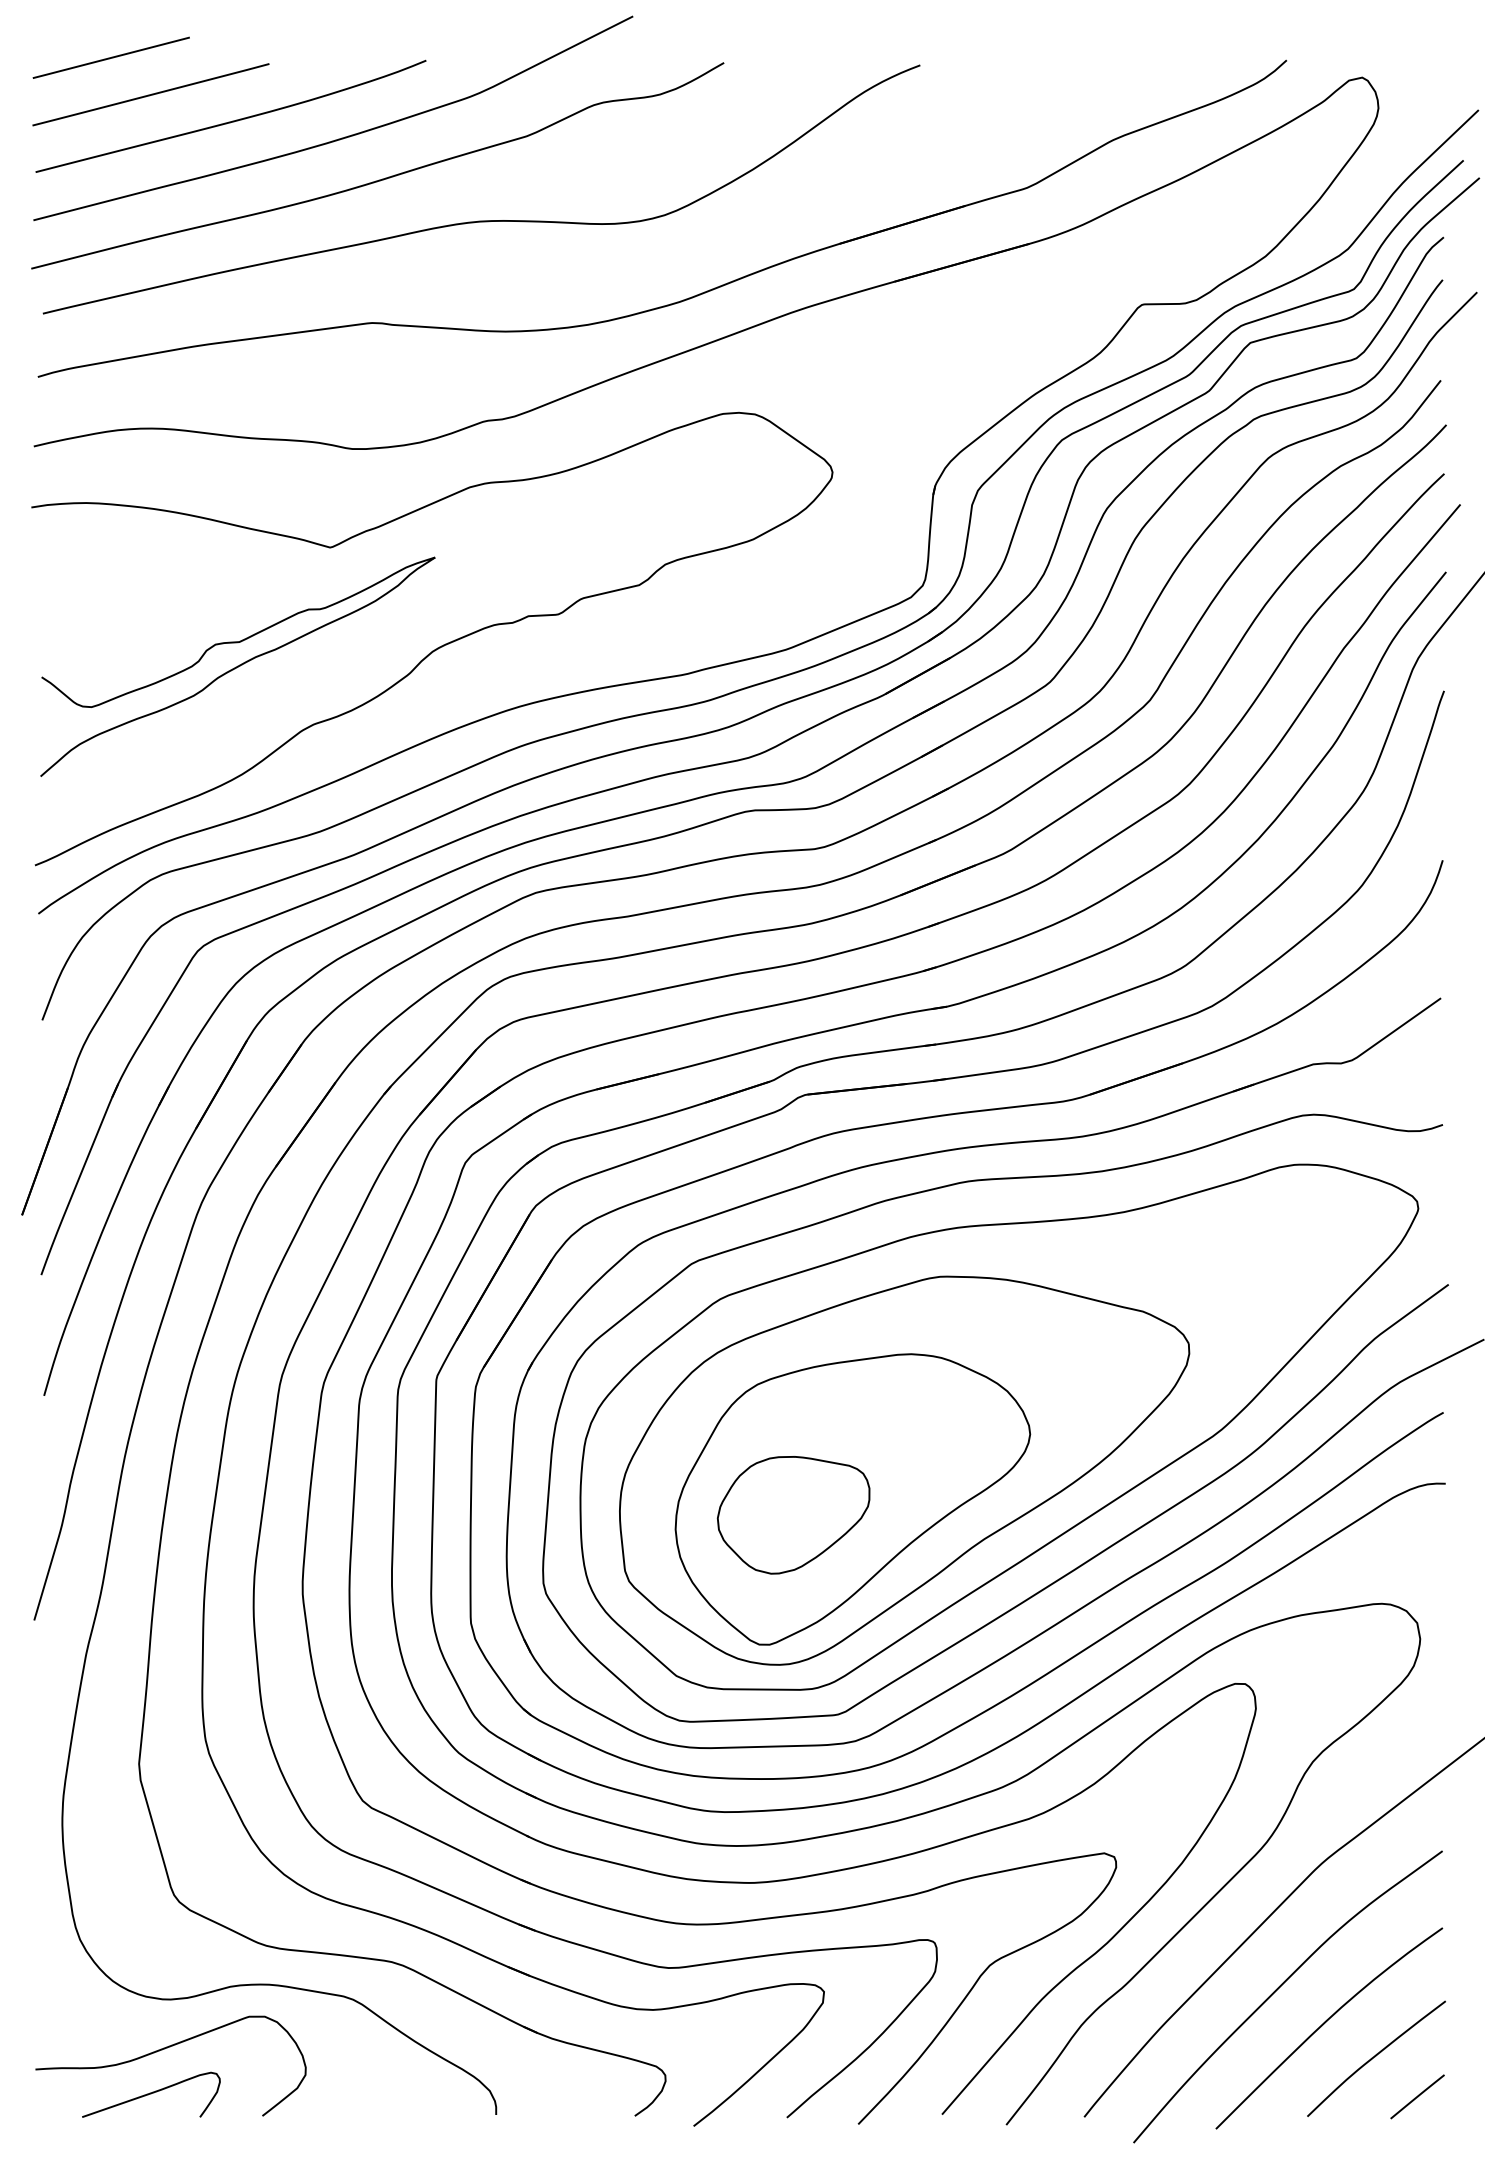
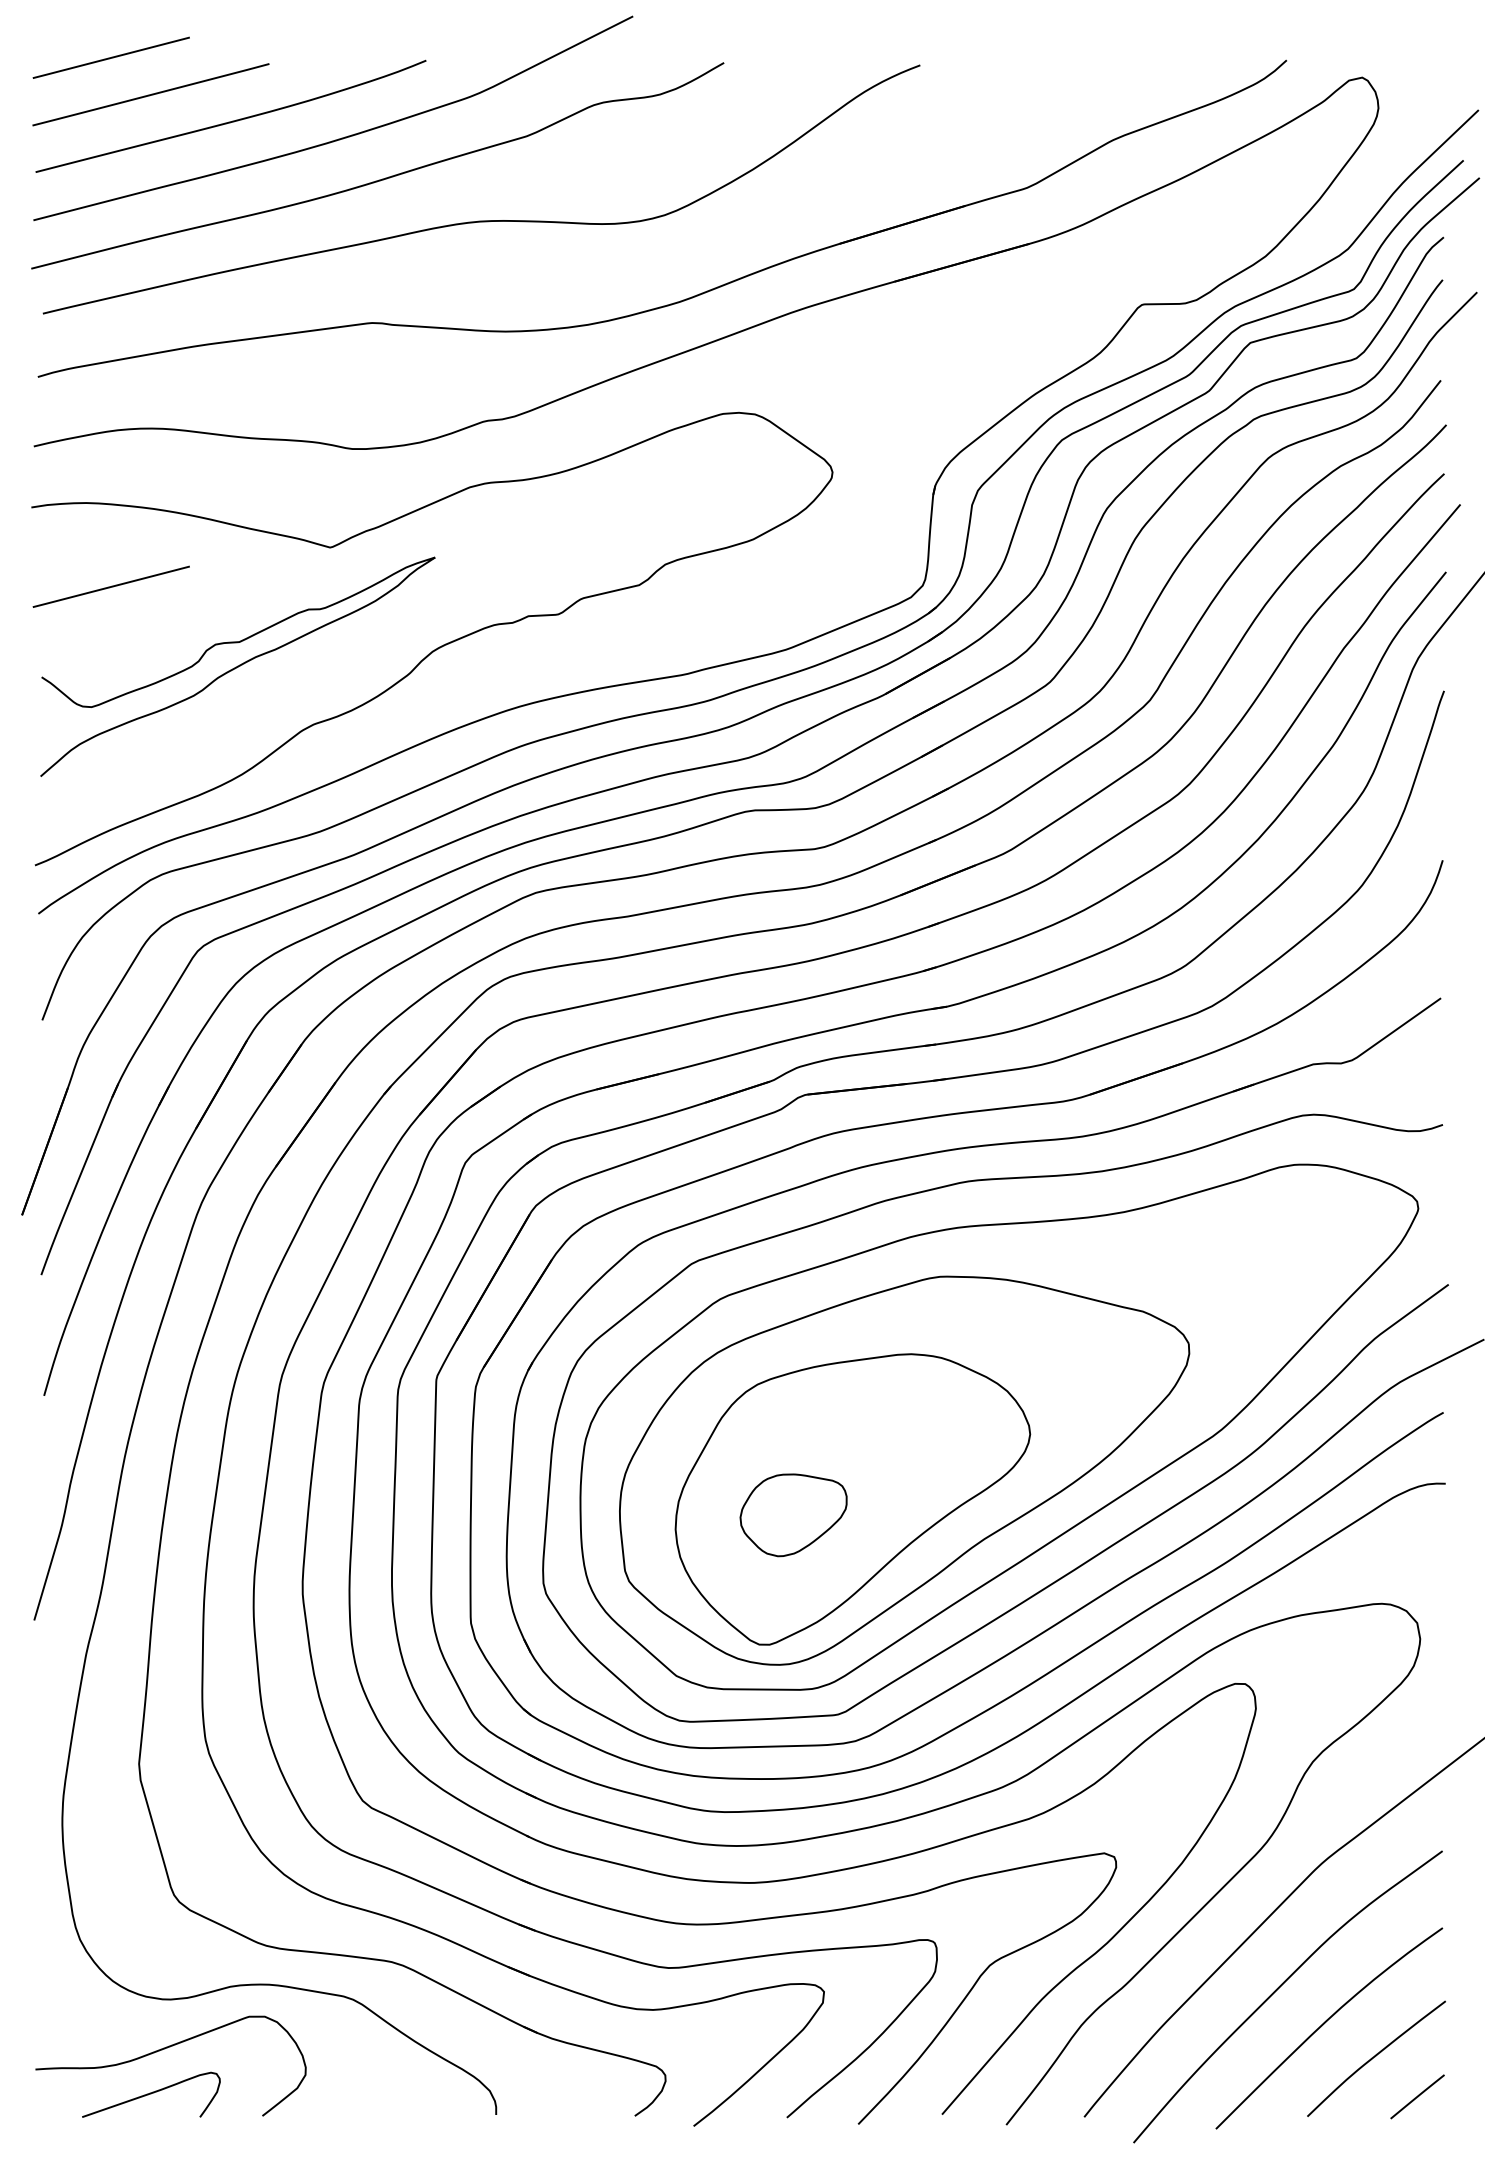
line: none -> present (110, 586)
part size: 155x119 px -> 109x85 px (793, 1515)
